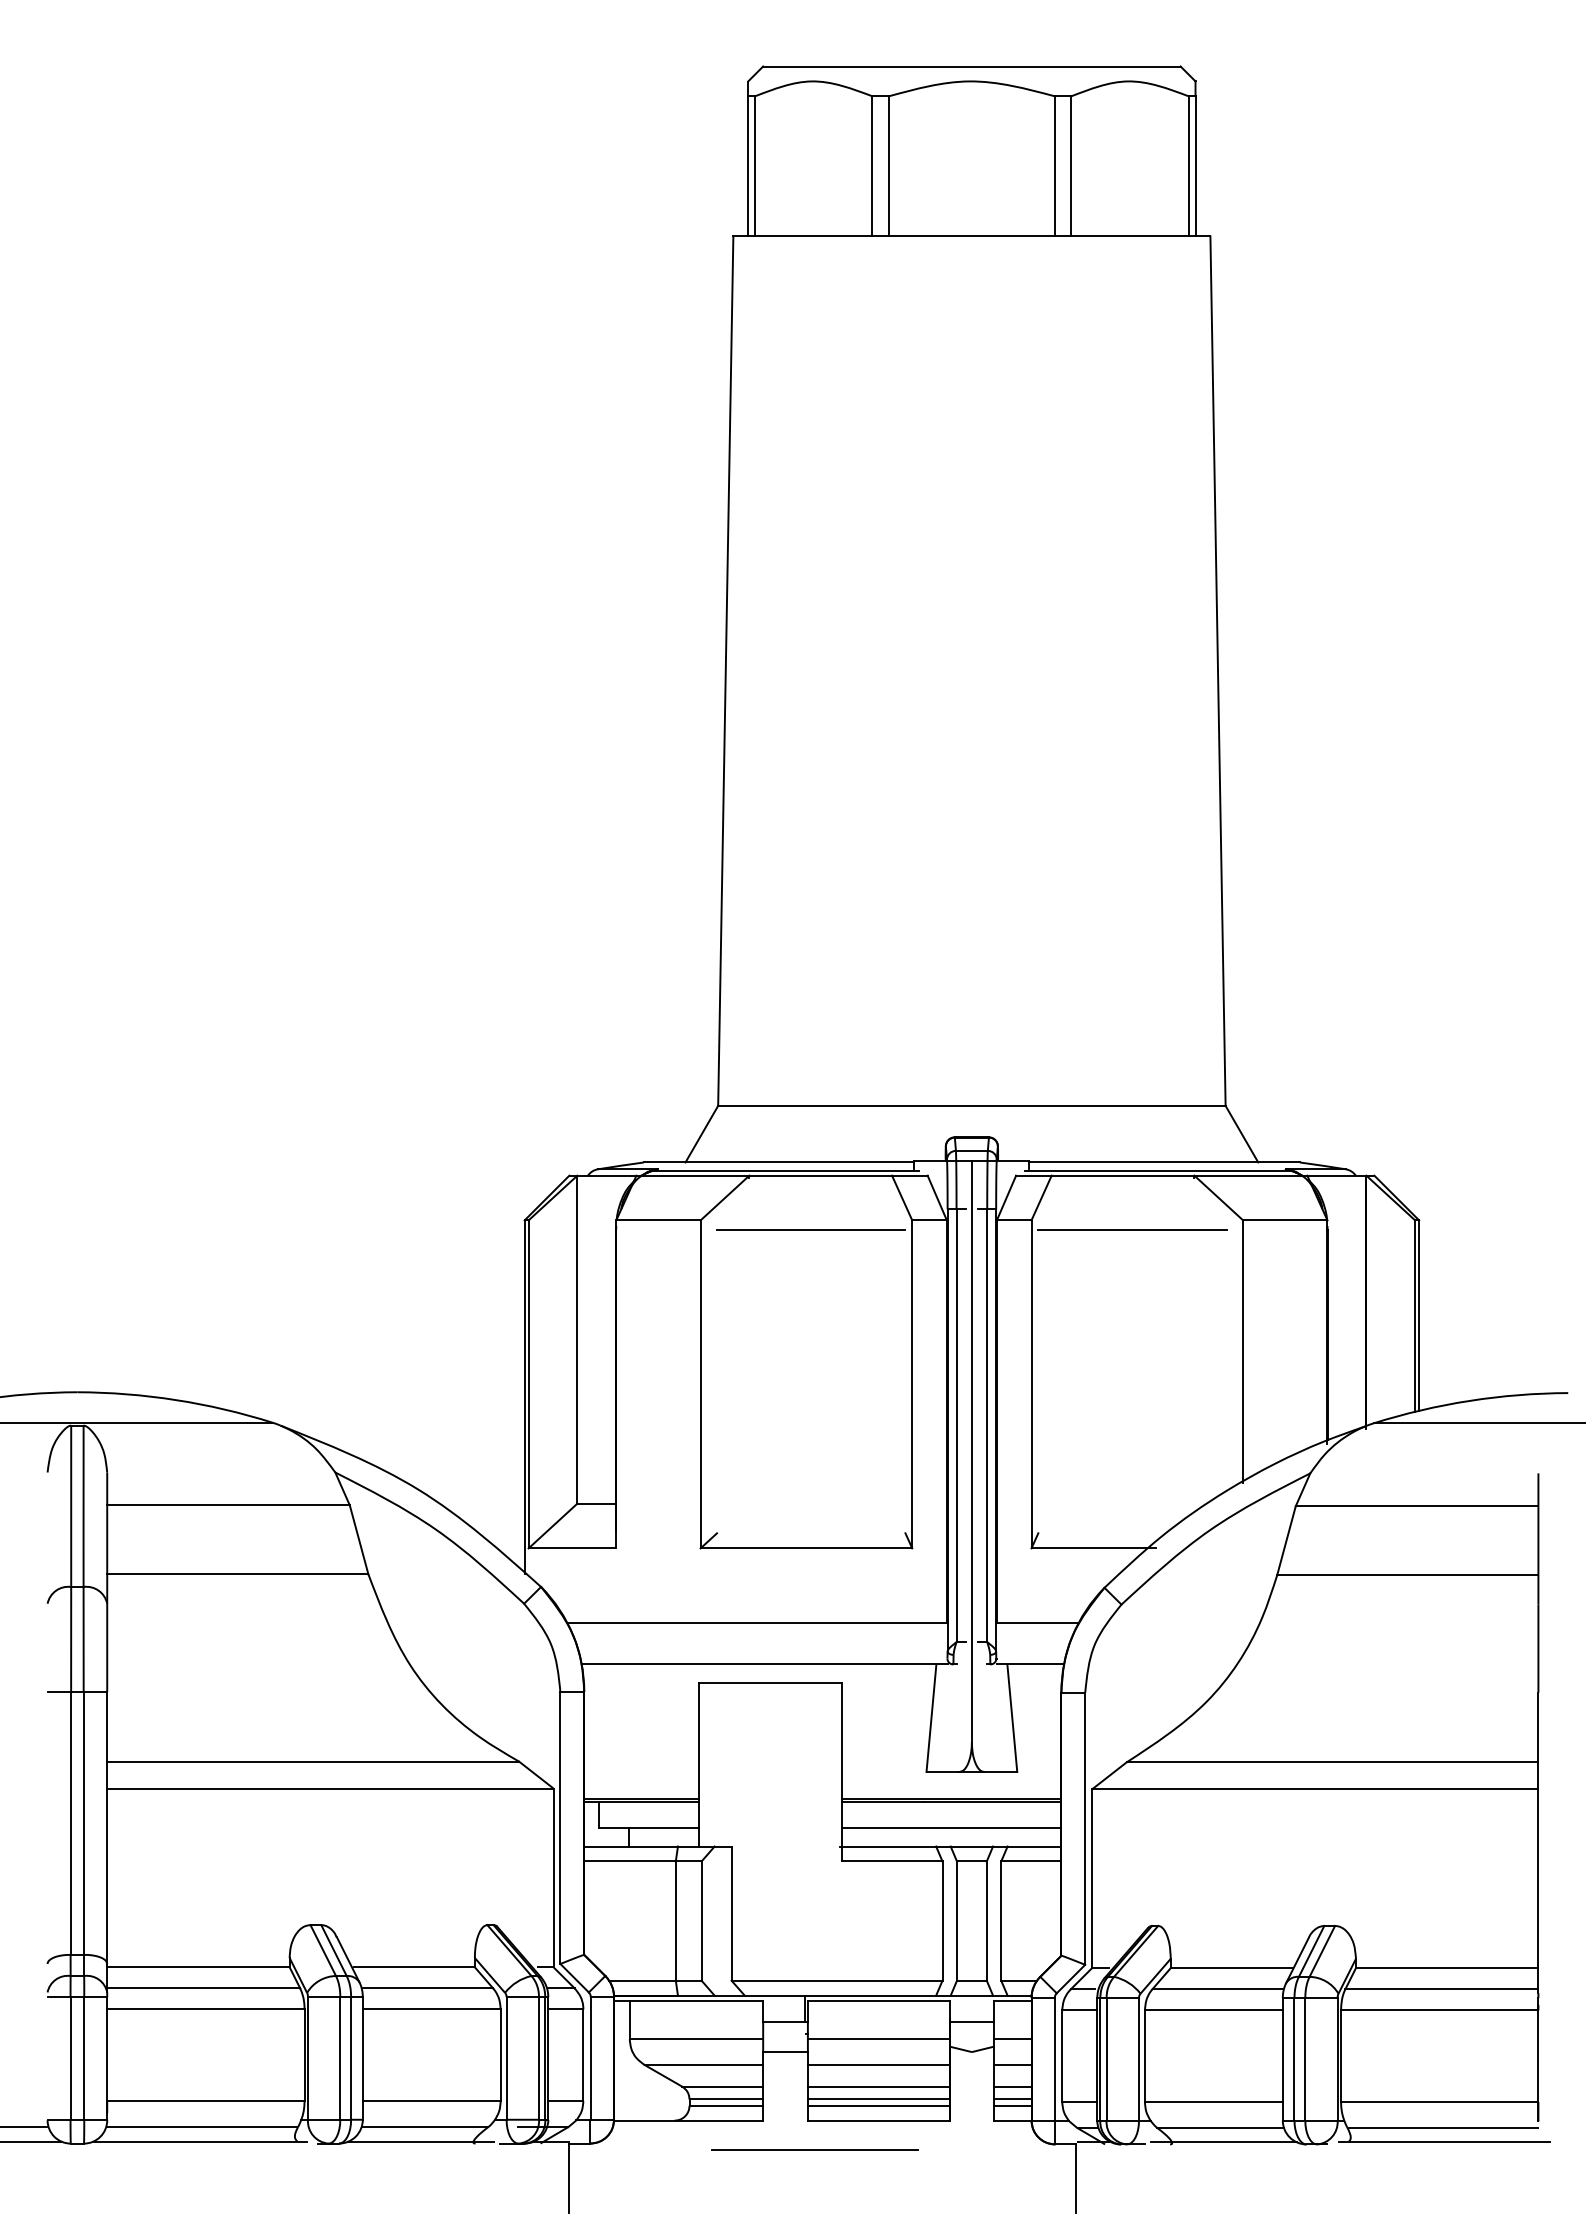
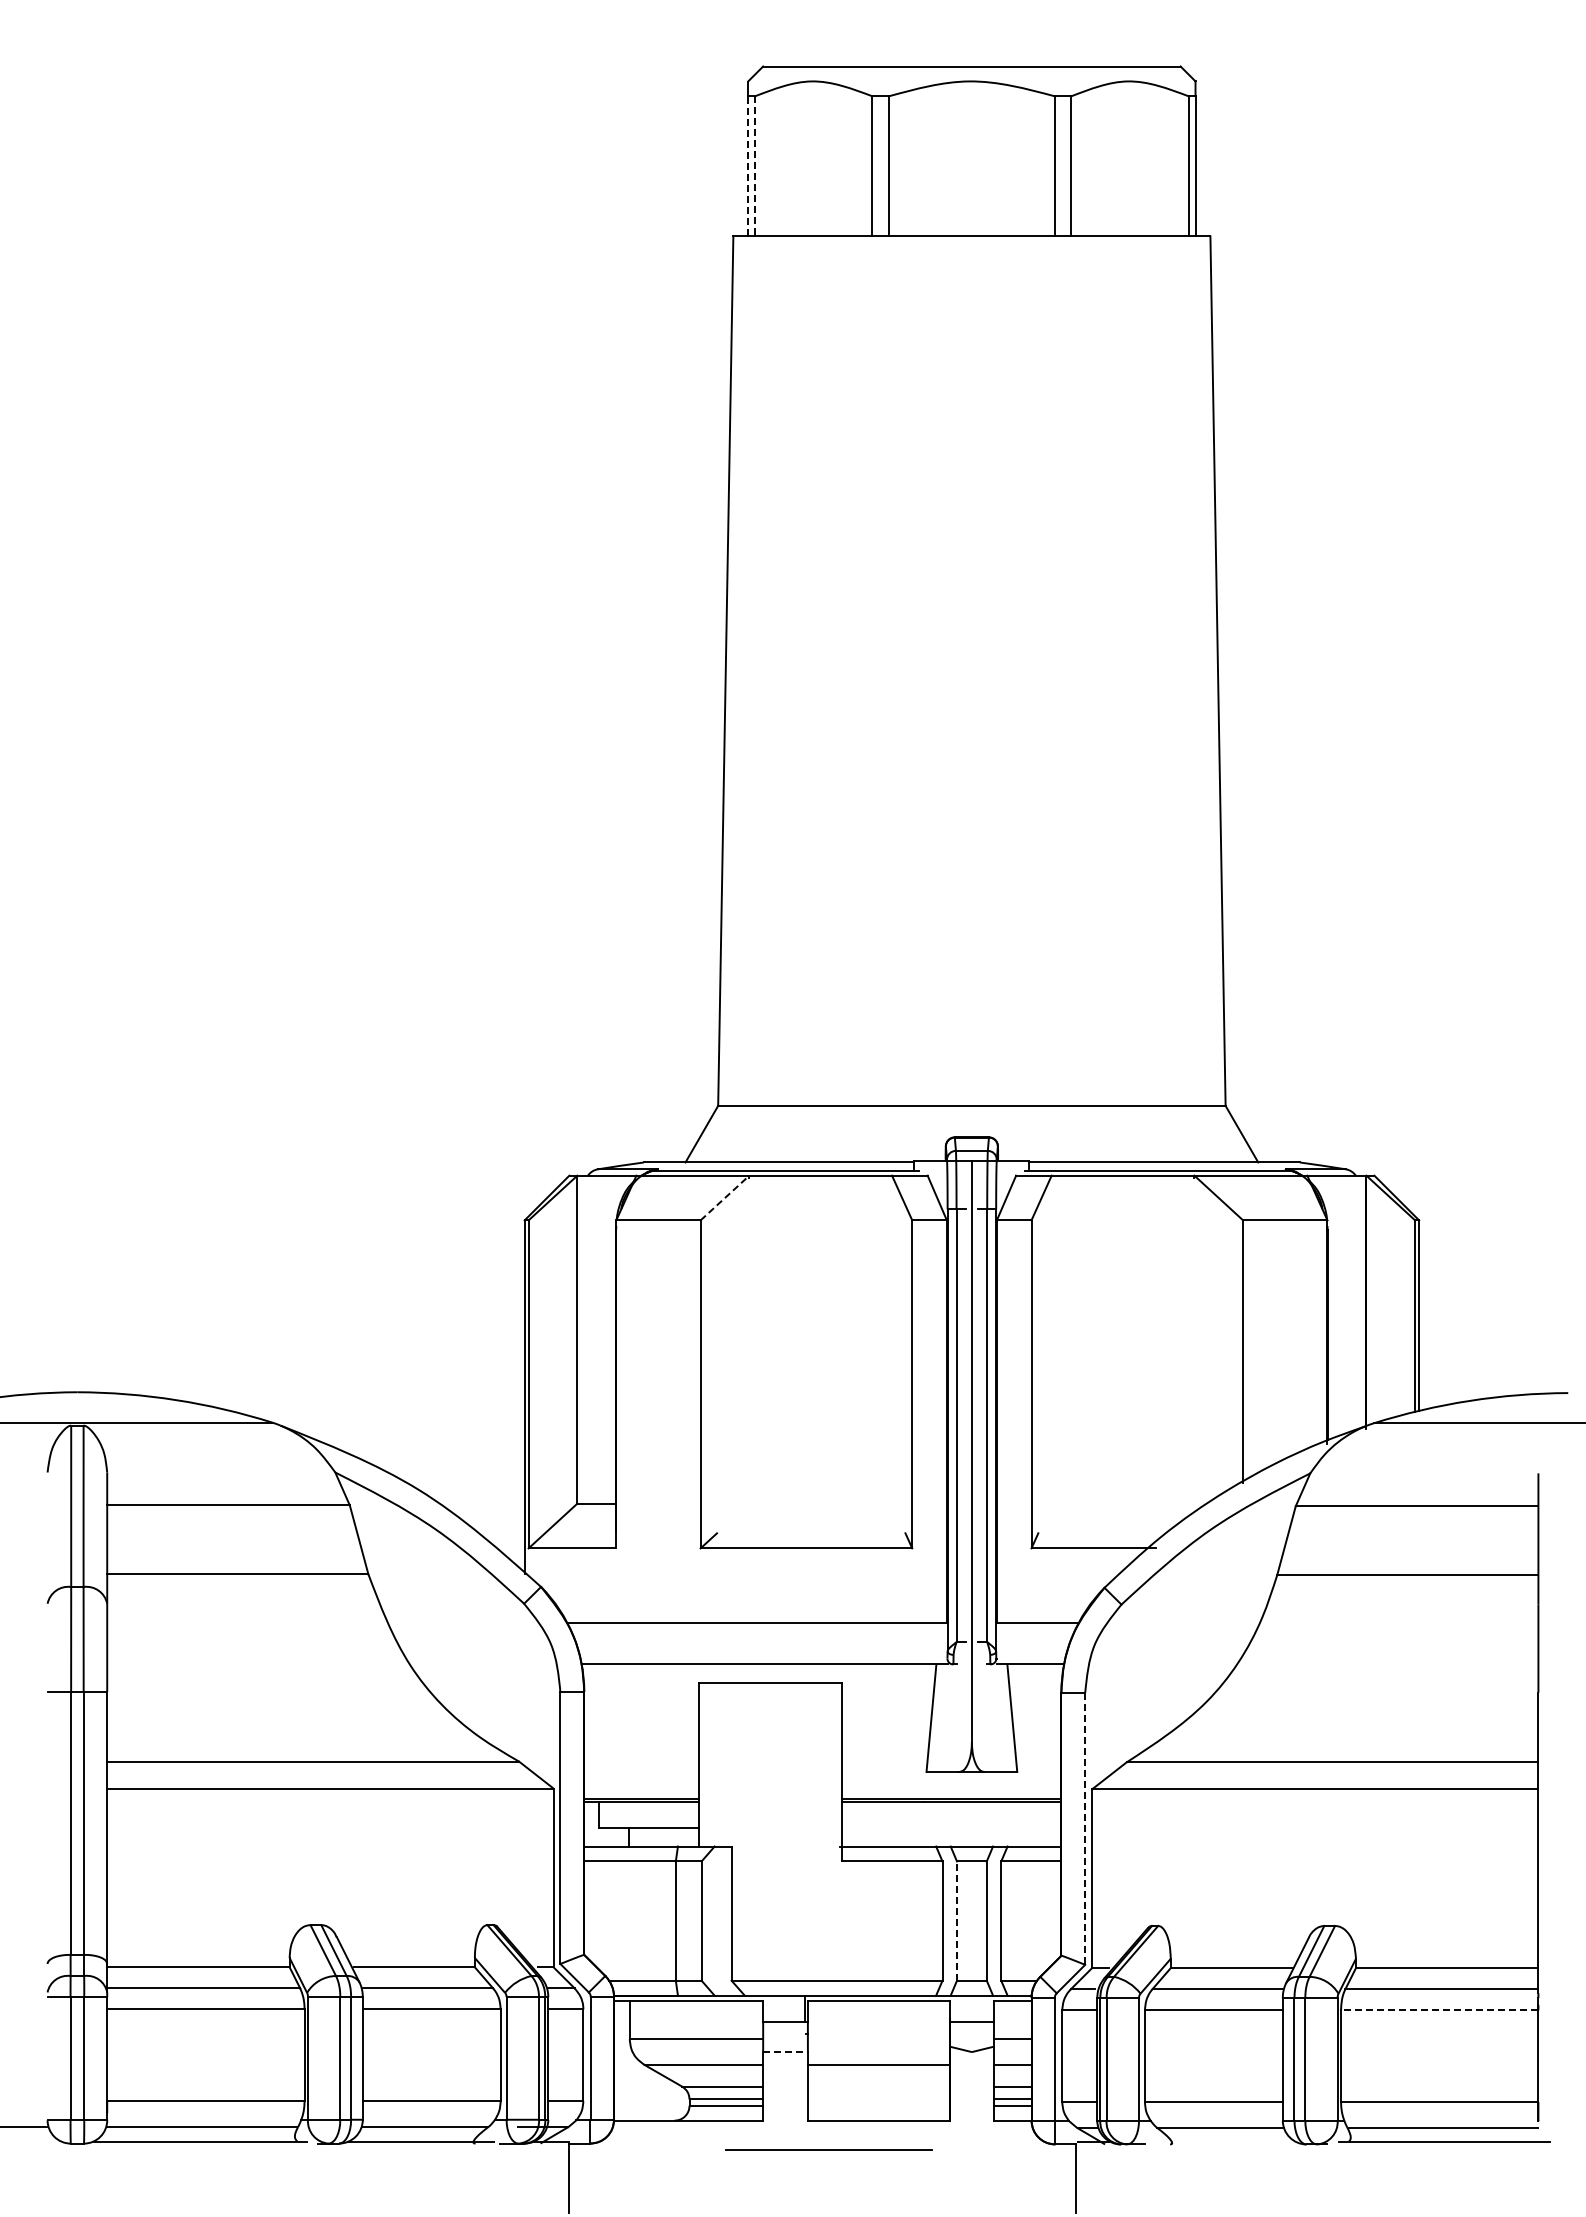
line: solid -> dashed (748, 165)
line: solid -> dashed (755, 166)
line: solid -> dashed (725, 1197)
line: present -> none (810, 1229)
line: present -> none (1132, 1229)
line: present -> none (951, 1828)
line: solid -> dashed (1085, 1829)
line: solid -> dashed (956, 1921)
line: solid -> dashed (1439, 2010)
line: present -> none (878, 2039)
line: solid -> dashed (786, 2052)
line: present -> none (878, 2086)
line: present -> none (878, 2099)
line: present -> none (878, 2105)
line: present -> none (31, 2141)
line: present -> none (1223, 2141)
line position: (814, 2149) -> (828, 2149) (828, 2149)
